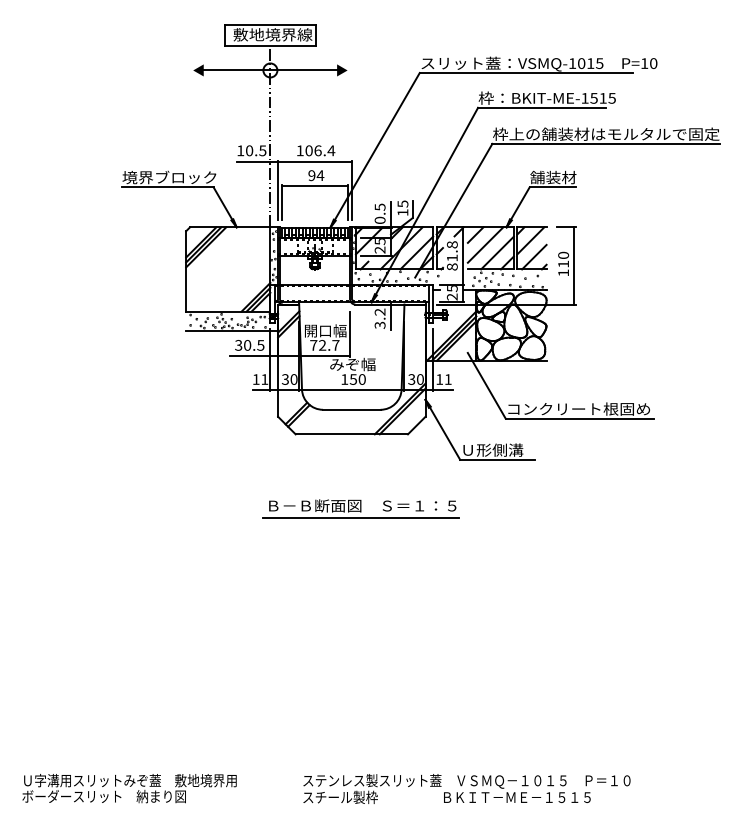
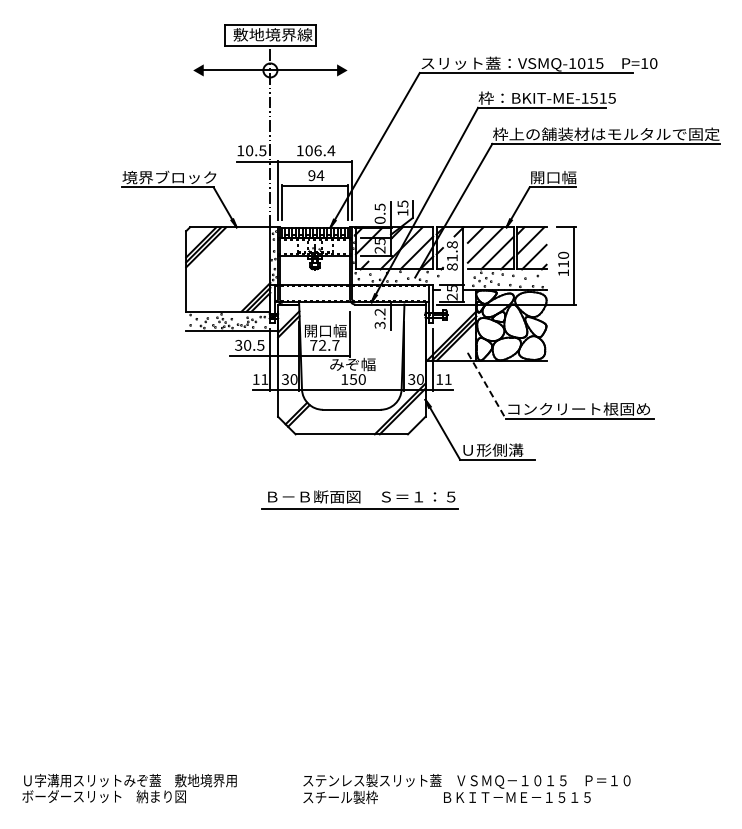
text: 舗装材 -> 開口幅 (553, 177)
line: solid -> dashed (486, 385)
part position: (360, 508) -> (359, 499) (359, 499)
